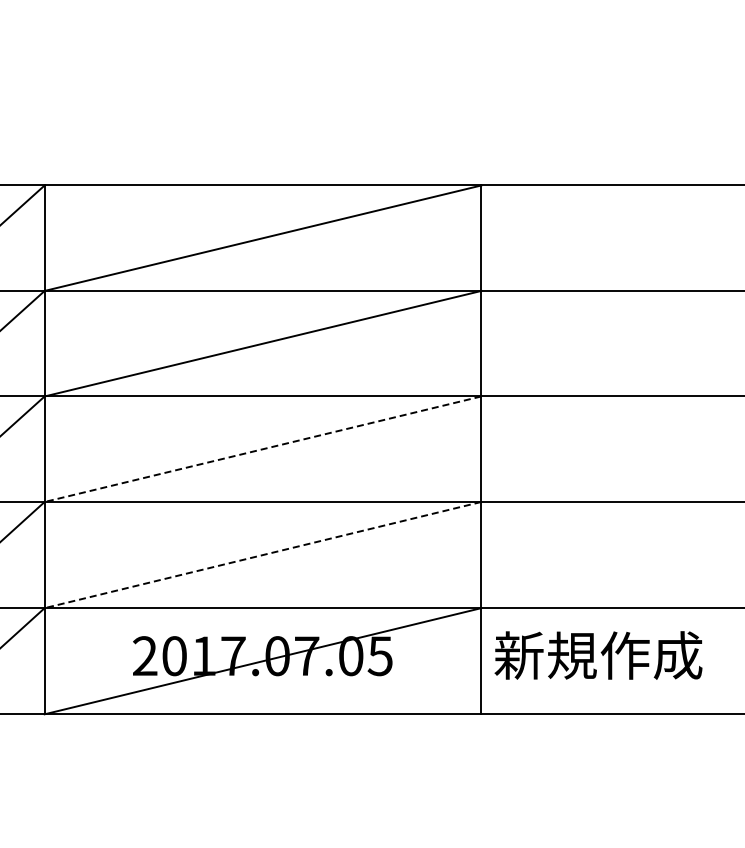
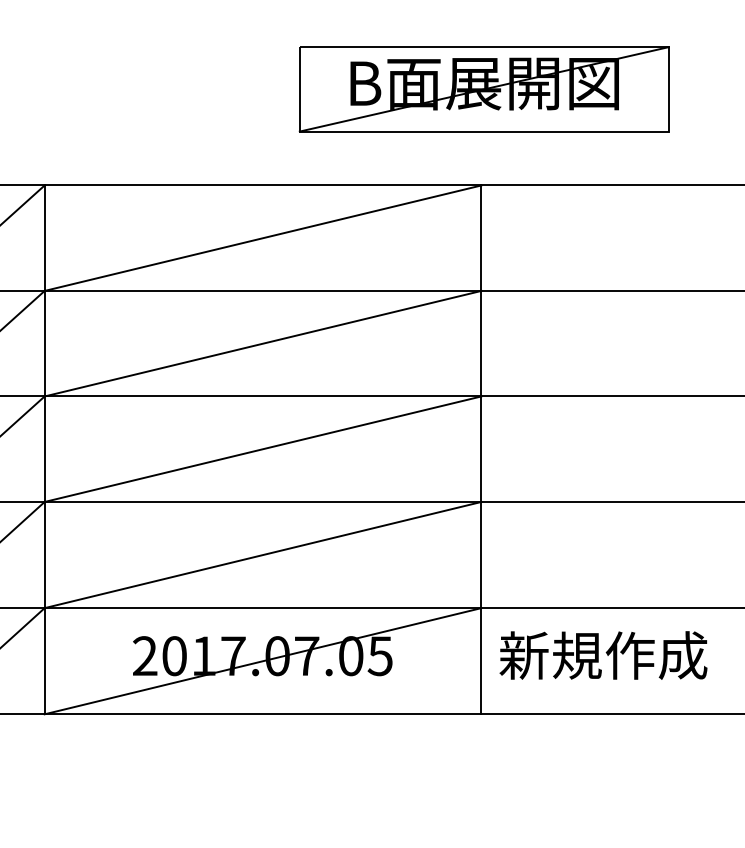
part: none -> present (483, 89)
line: dashed -> solid (263, 449)
line: dashed -> solid (263, 555)
text position: (598, 655) -> (603, 655) (603, 655)
